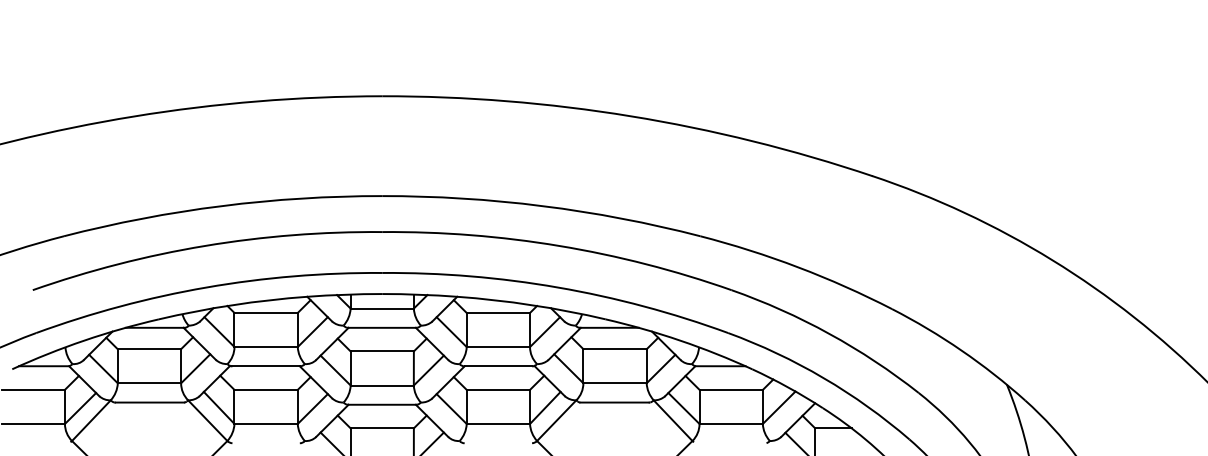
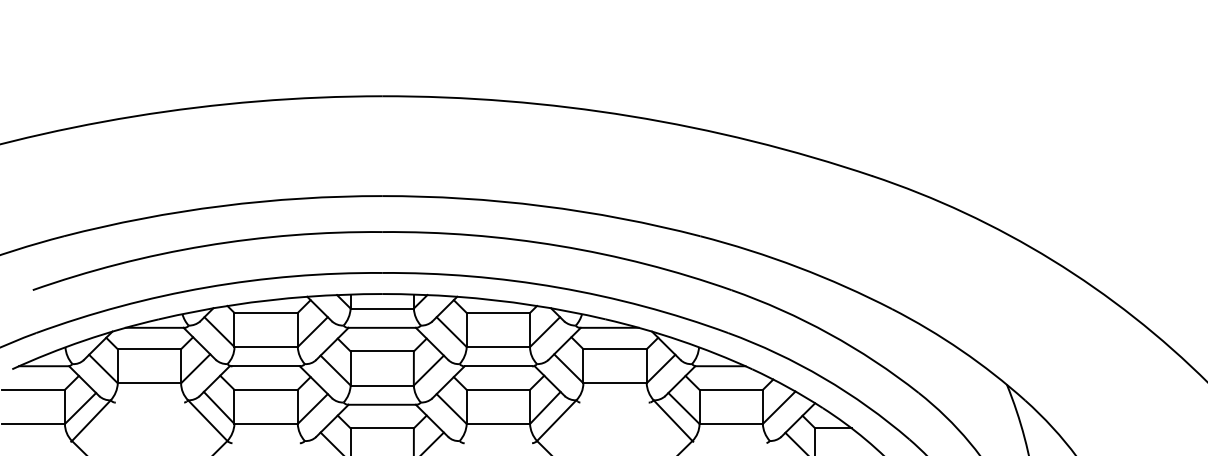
line: present -> none (149, 402)
line: present -> none (614, 402)
